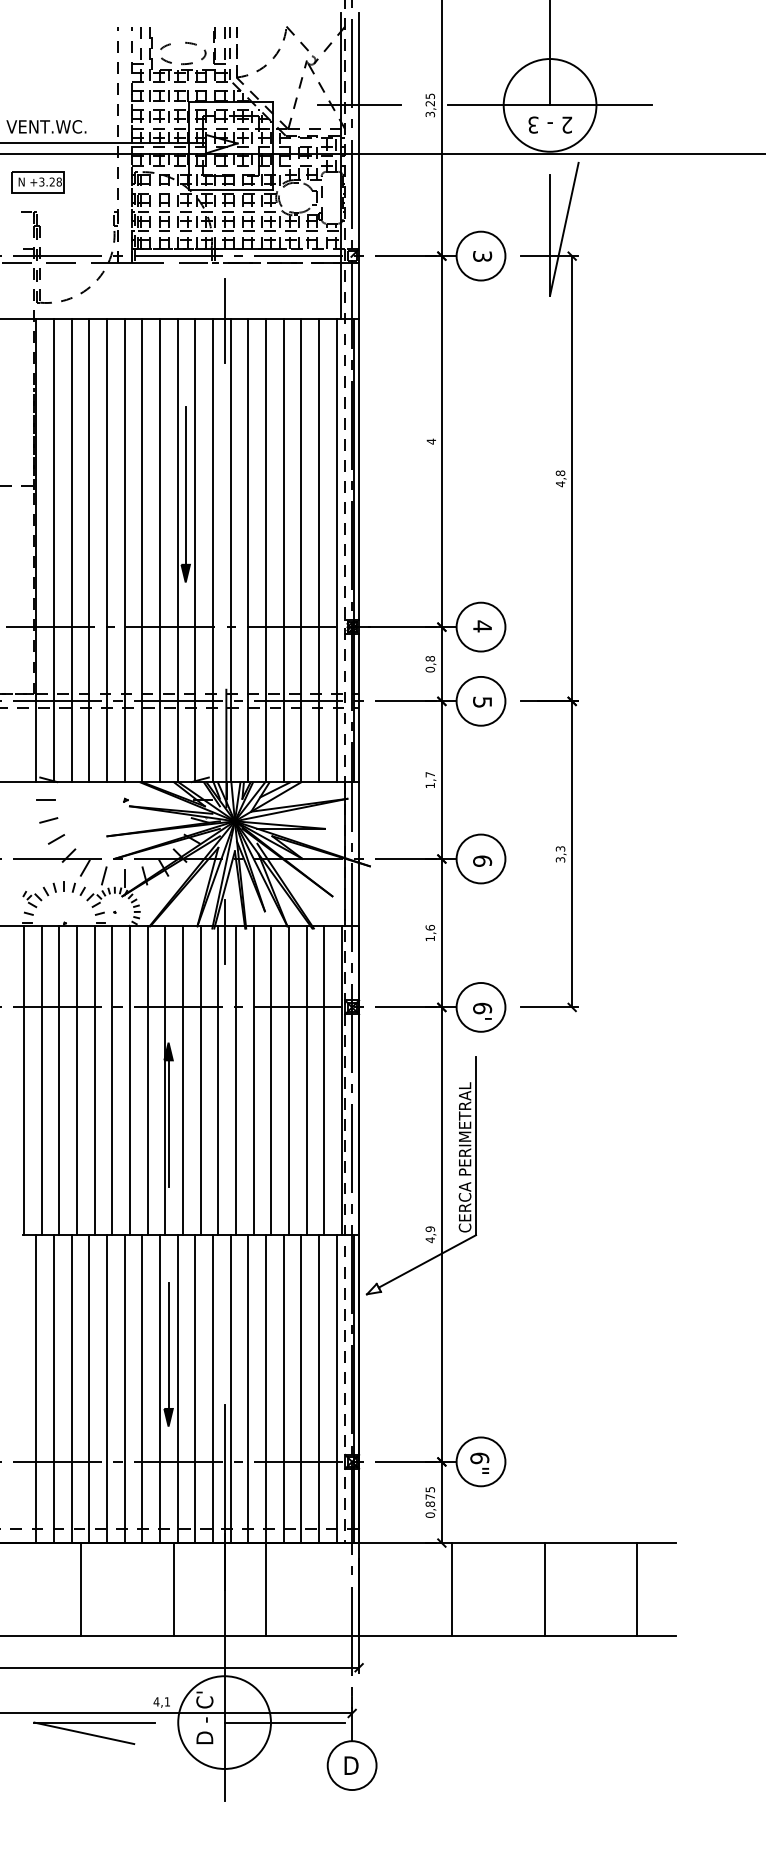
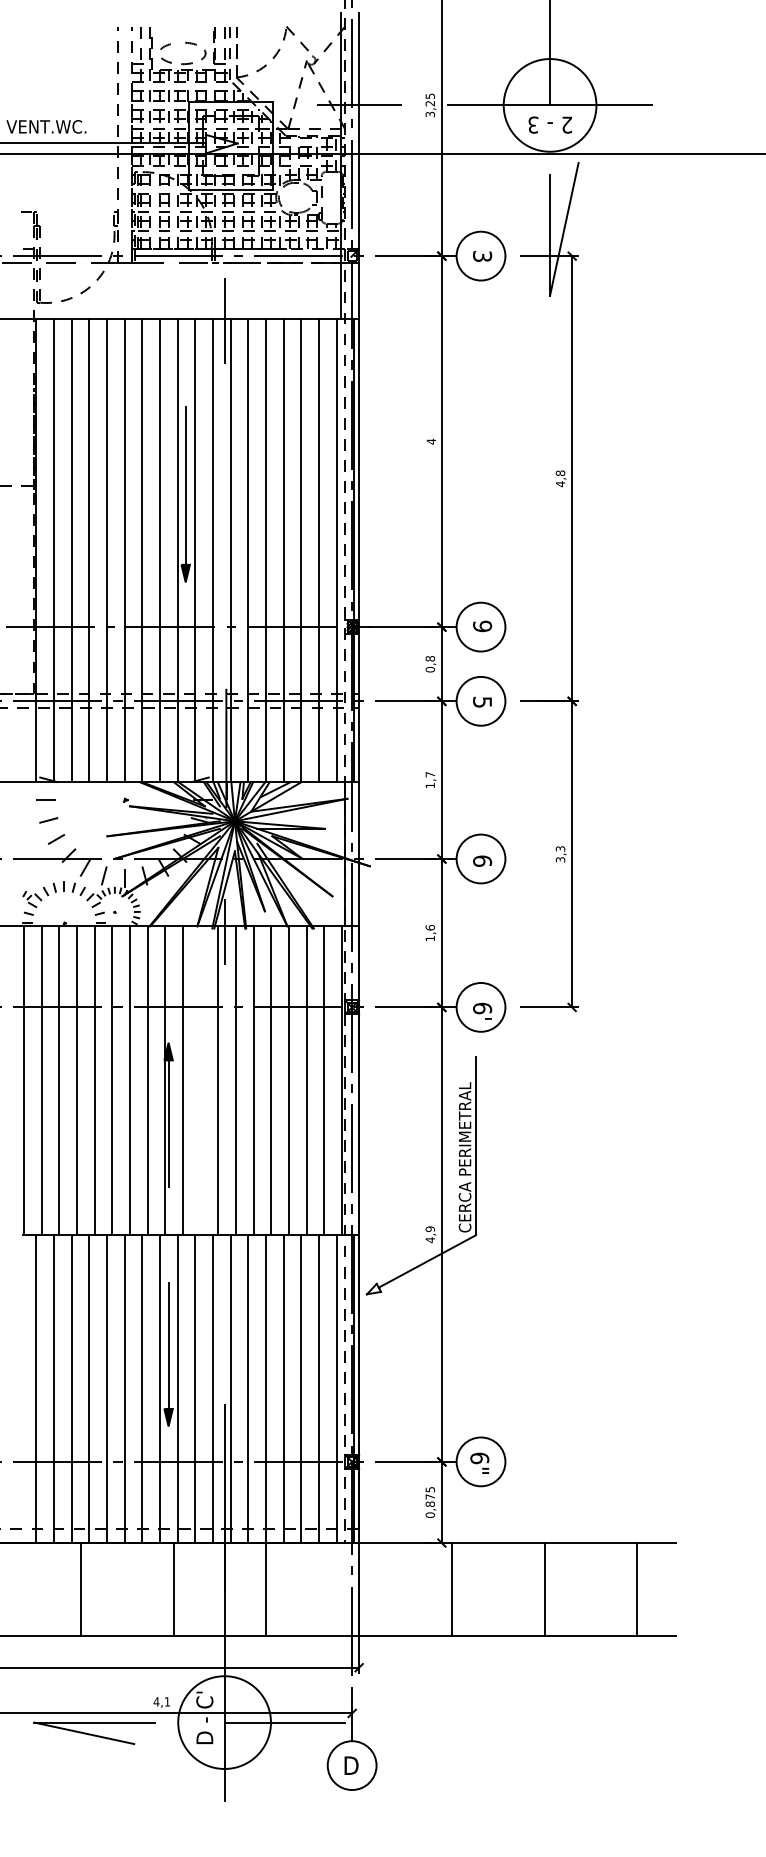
part: present -> none (37, 182)
text: 4 -> 9 (482, 626)
line: present -> none (200, 1080)
